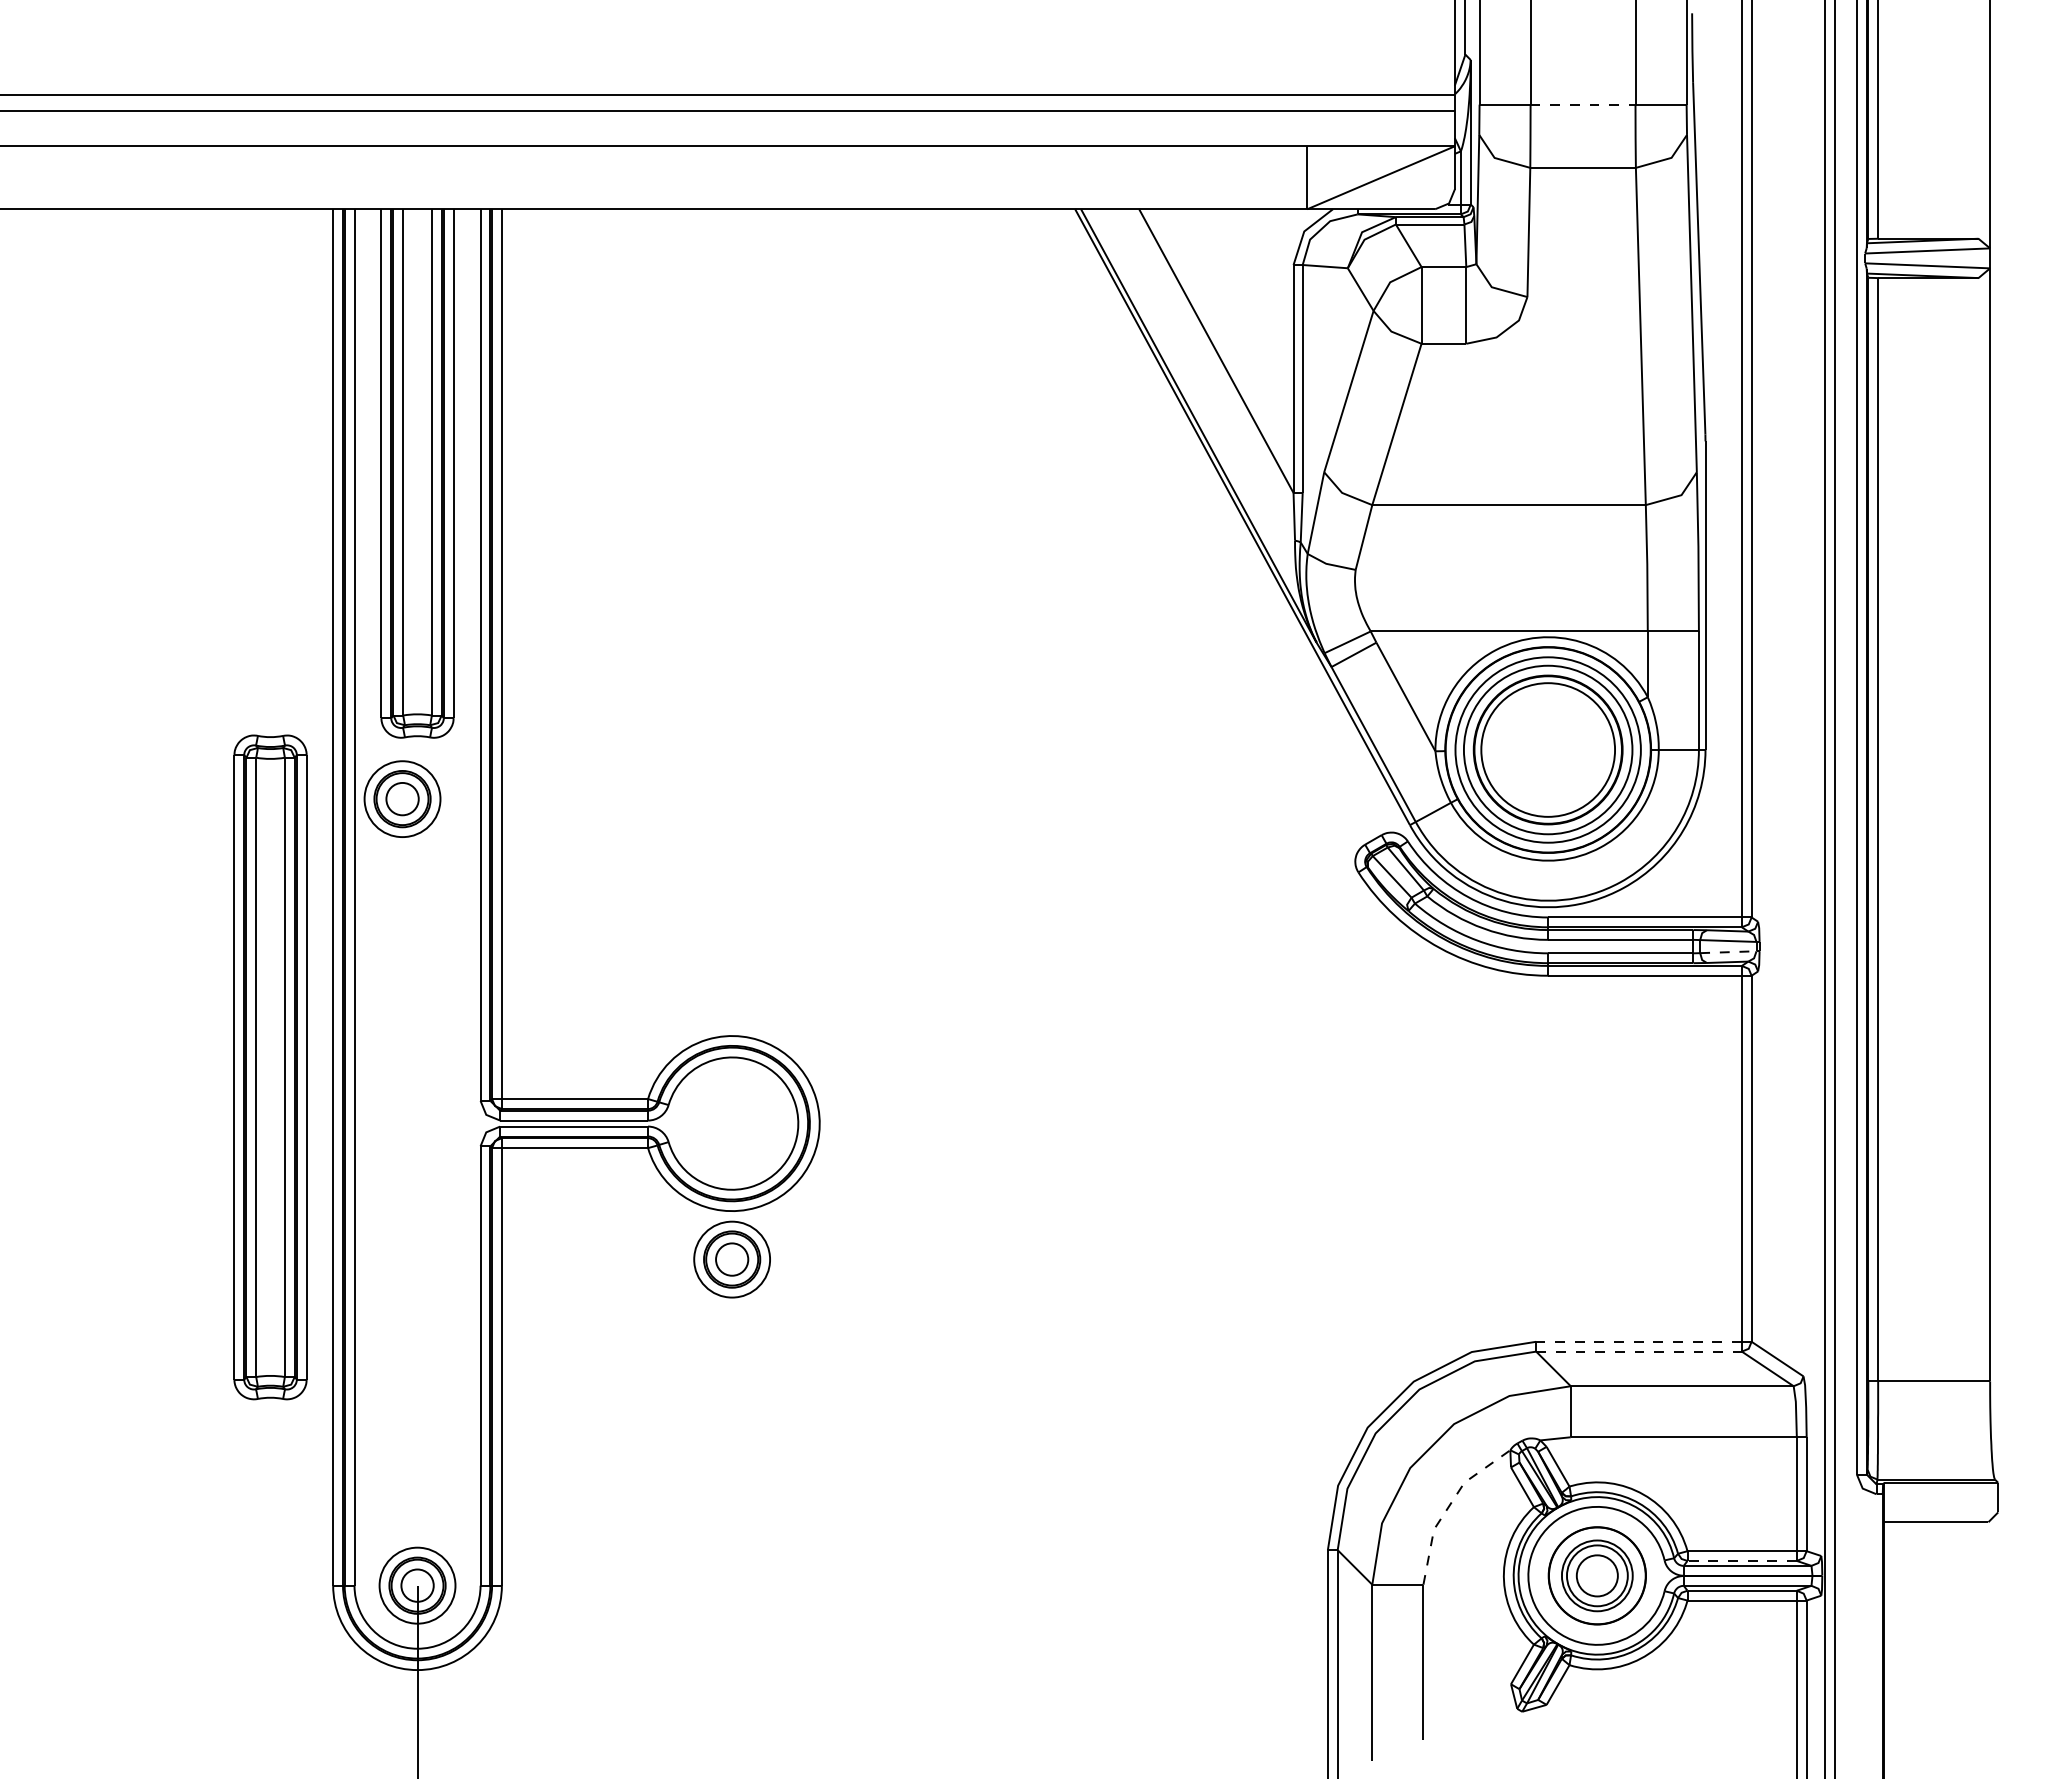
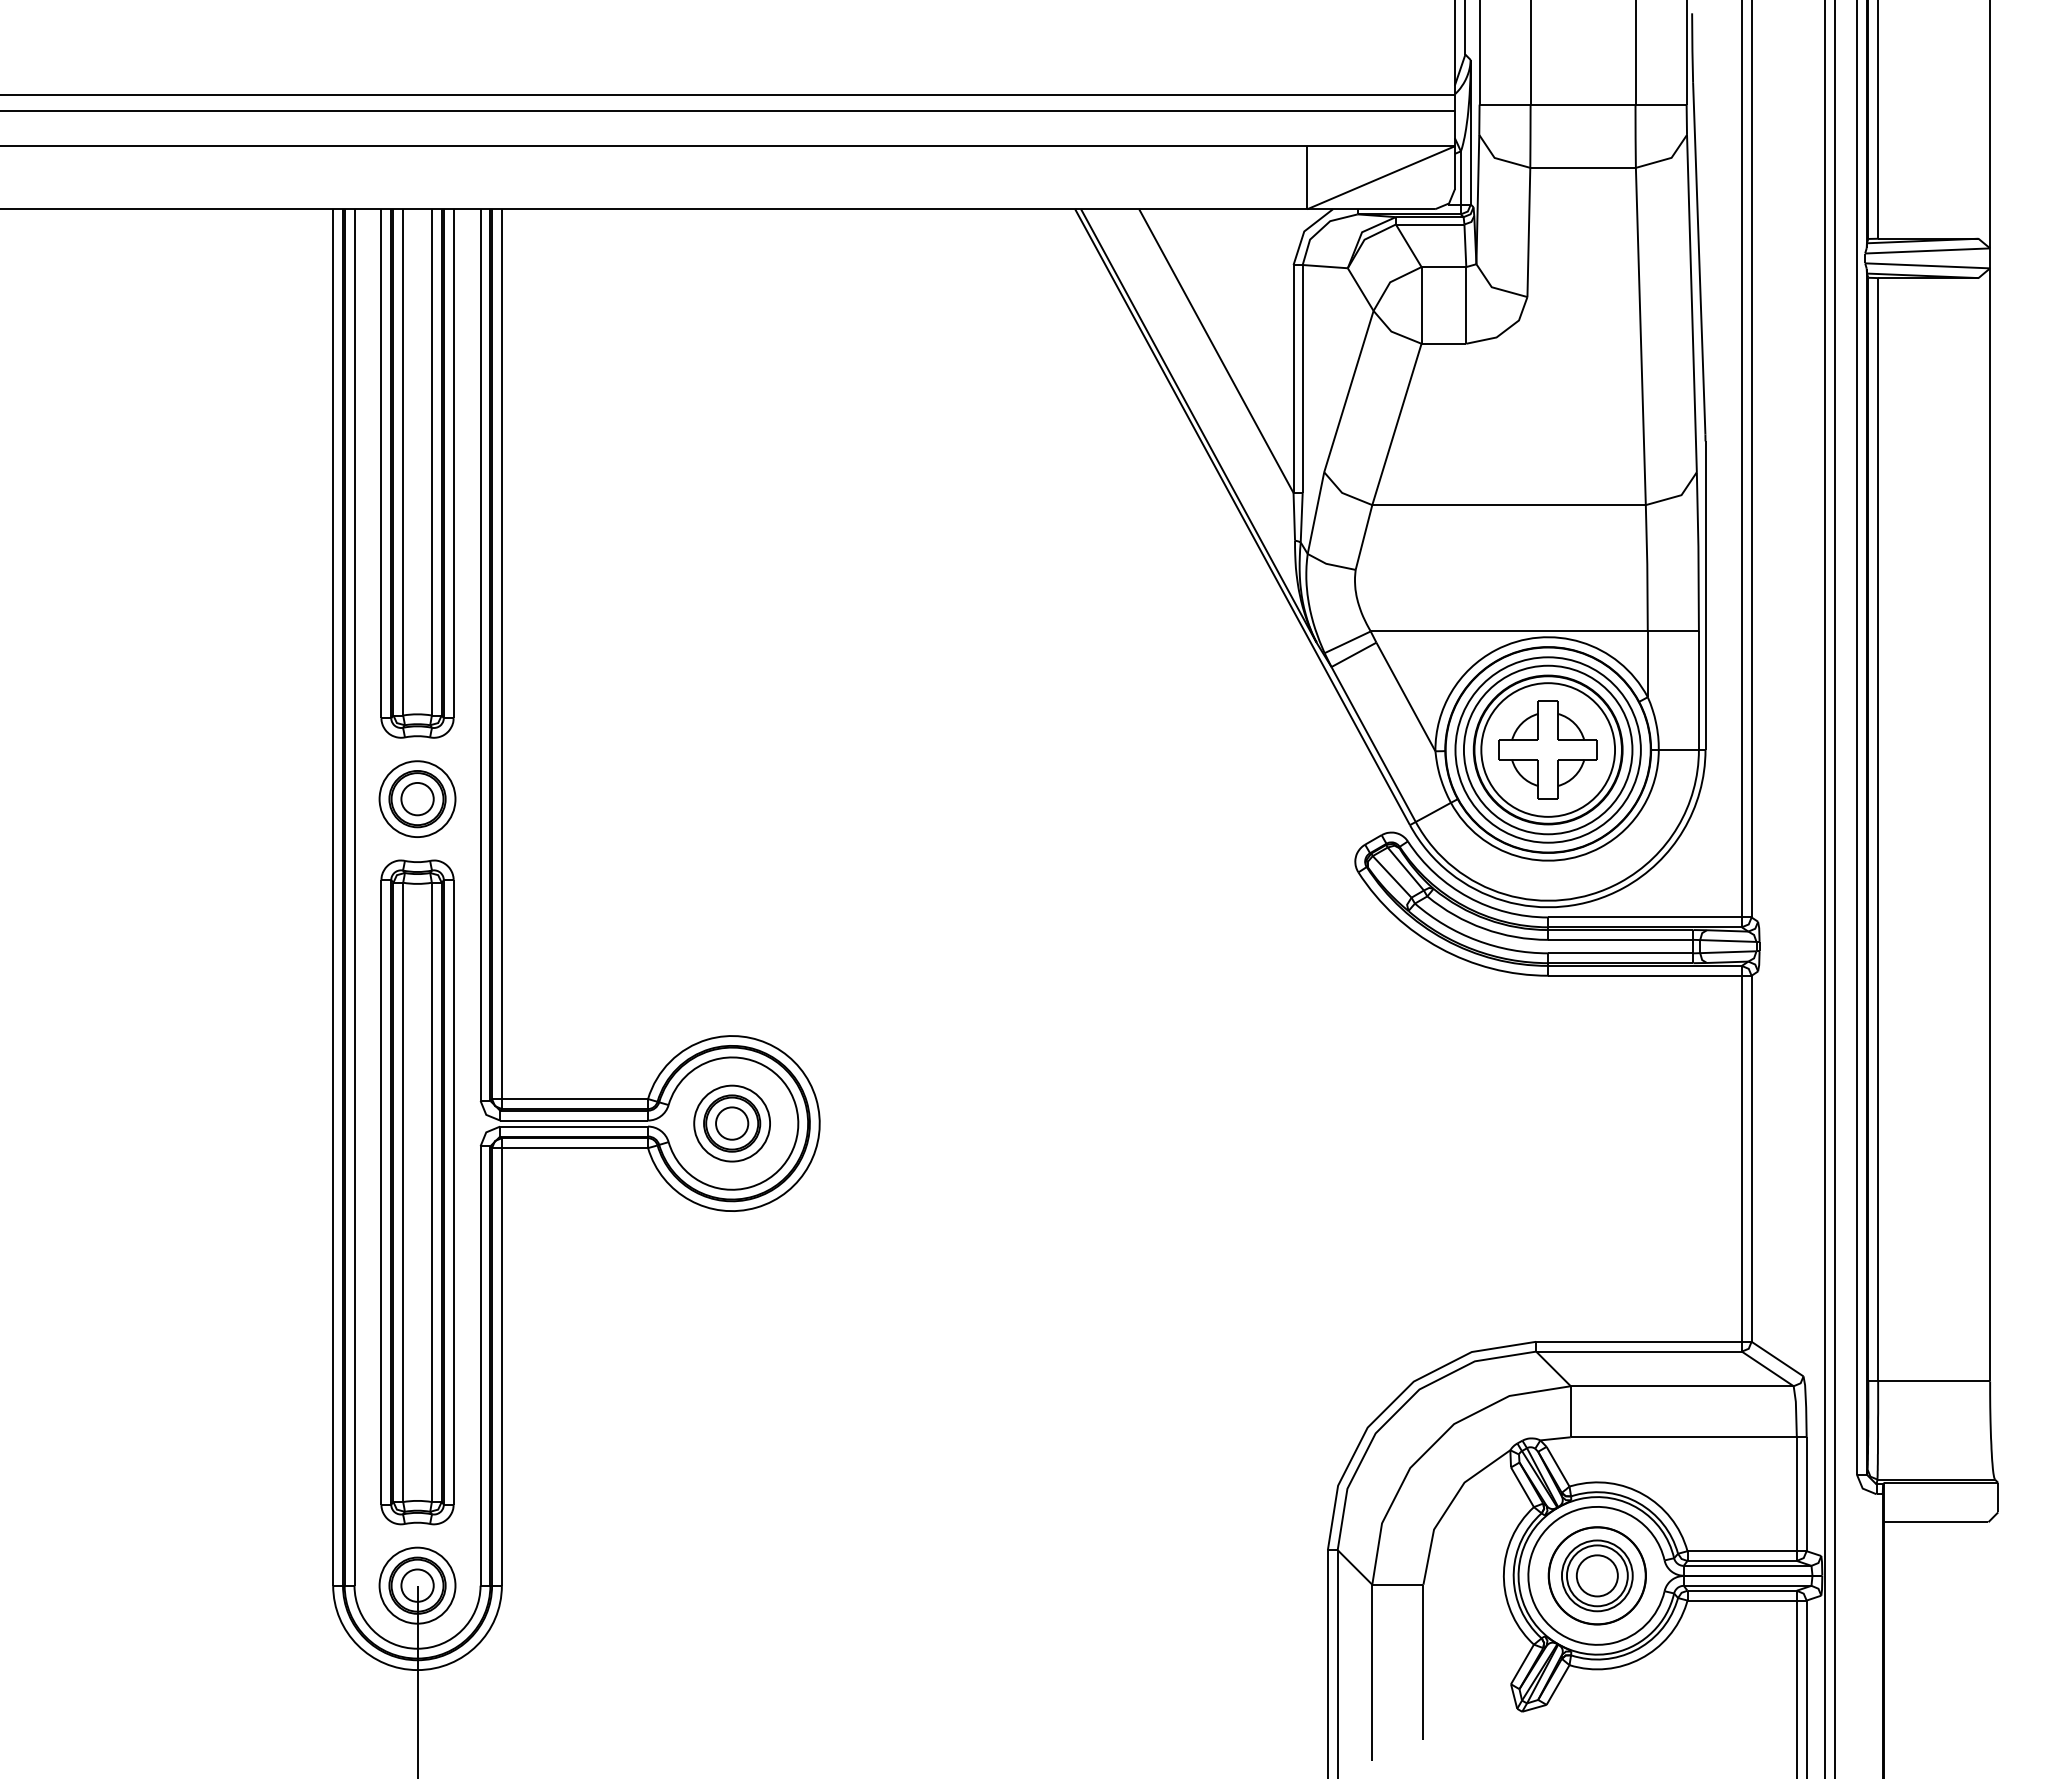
line: dashed -> solid (1583, 104)
part: none -> present (1547, 749)
part position: (402, 798) -> (417, 798) (417, 798)
line: dashed -> solid (1728, 952)
part position: (270, 1067) -> (417, 1192) (417, 1192)
part position: (731, 1259) -> (731, 1123) (731, 1123)
line: dashed -> solid (1639, 1341)
line: dashed -> solid (1639, 1351)
line: dashed -> solid (1449, 1505)
line: dashed -> solid (1742, 1560)
